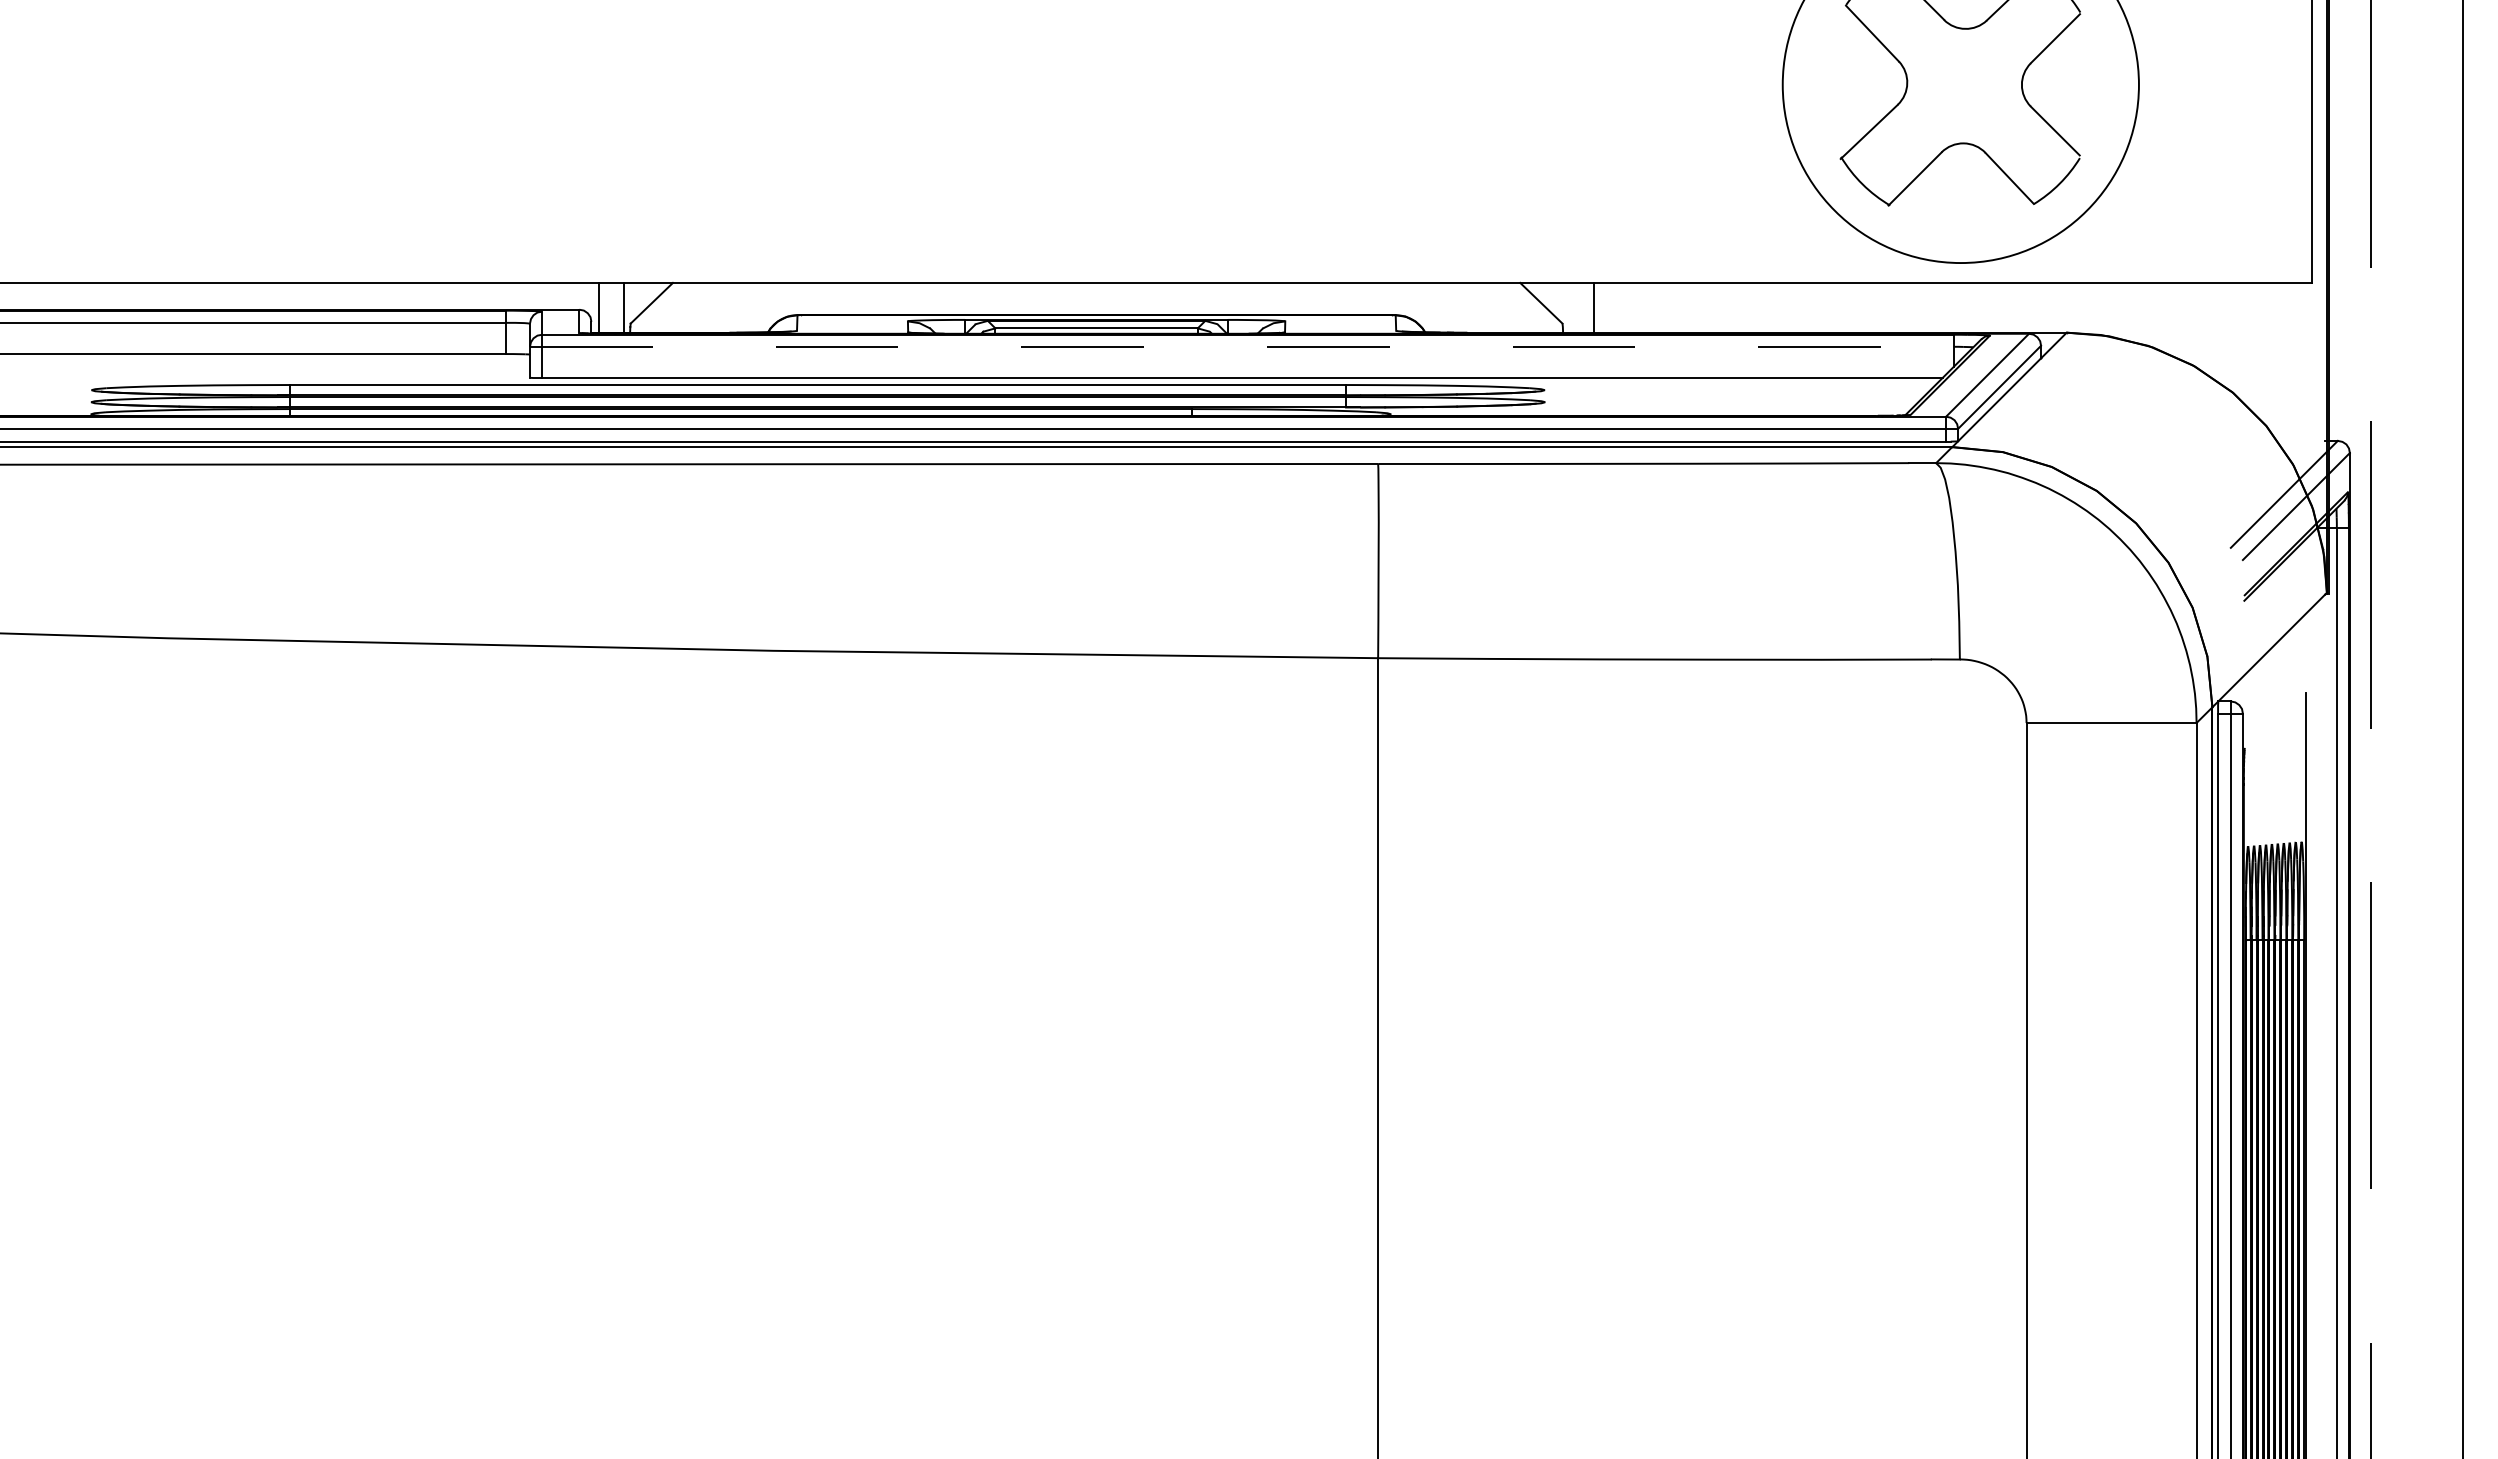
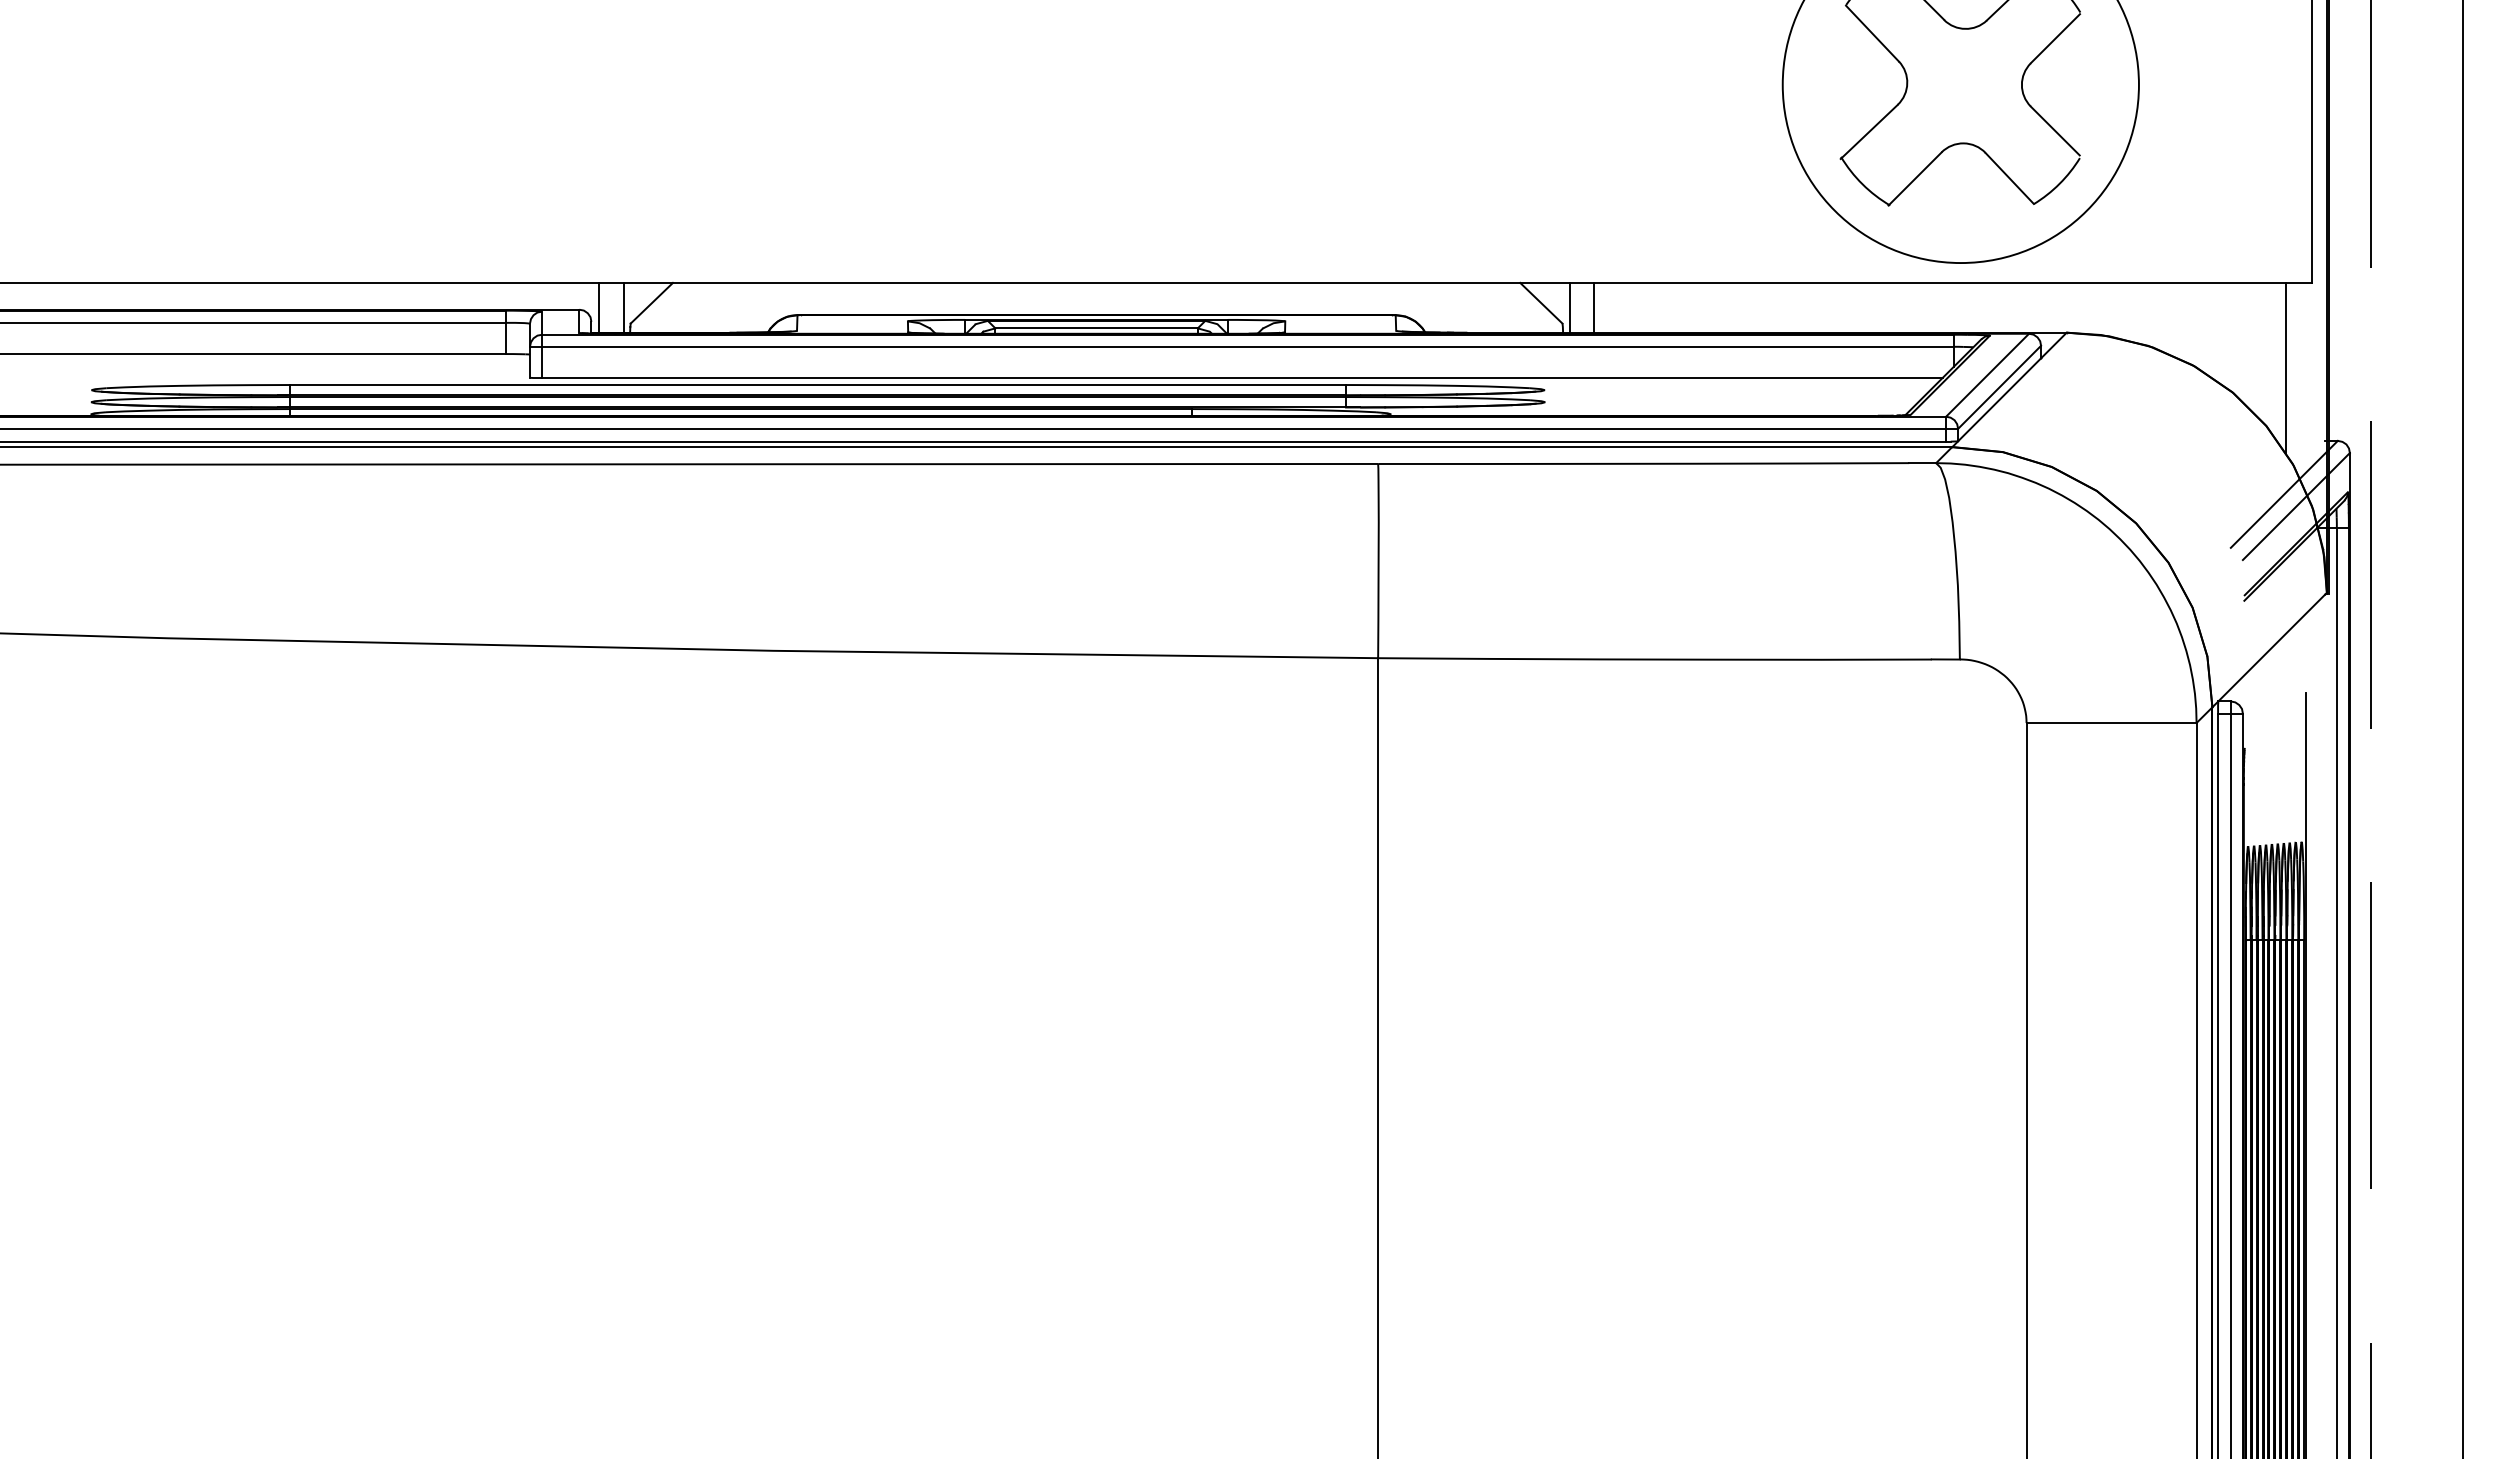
line: none -> present (1569, 307)
line: dashed -> solid (1241, 346)
line: none -> present (2285, 368)
